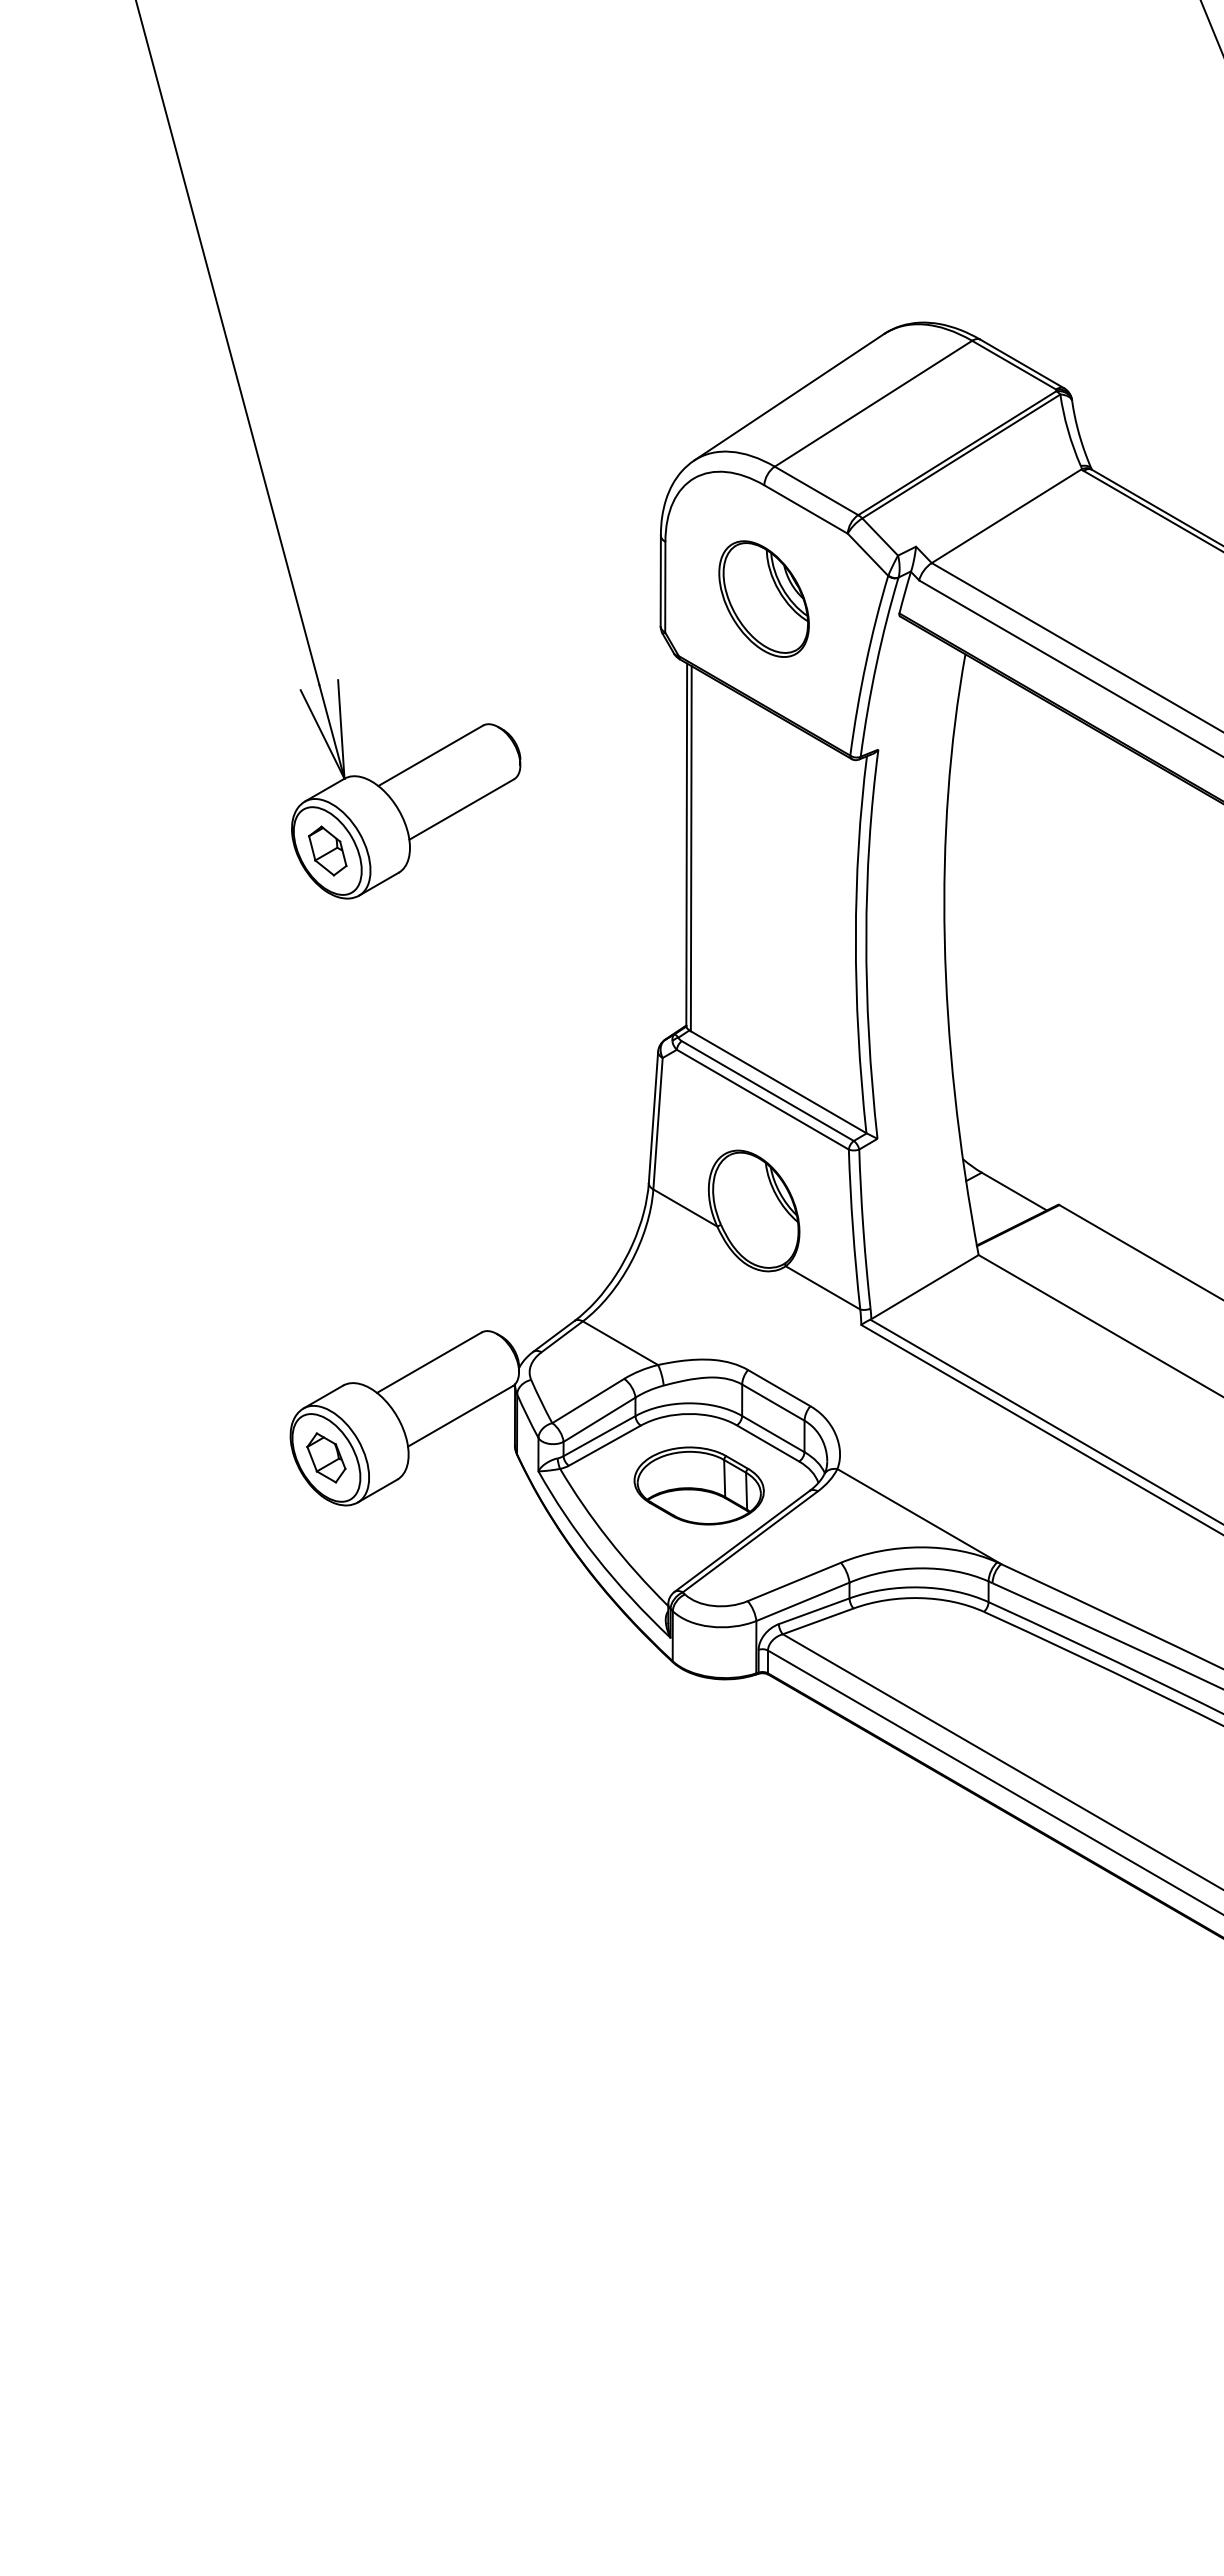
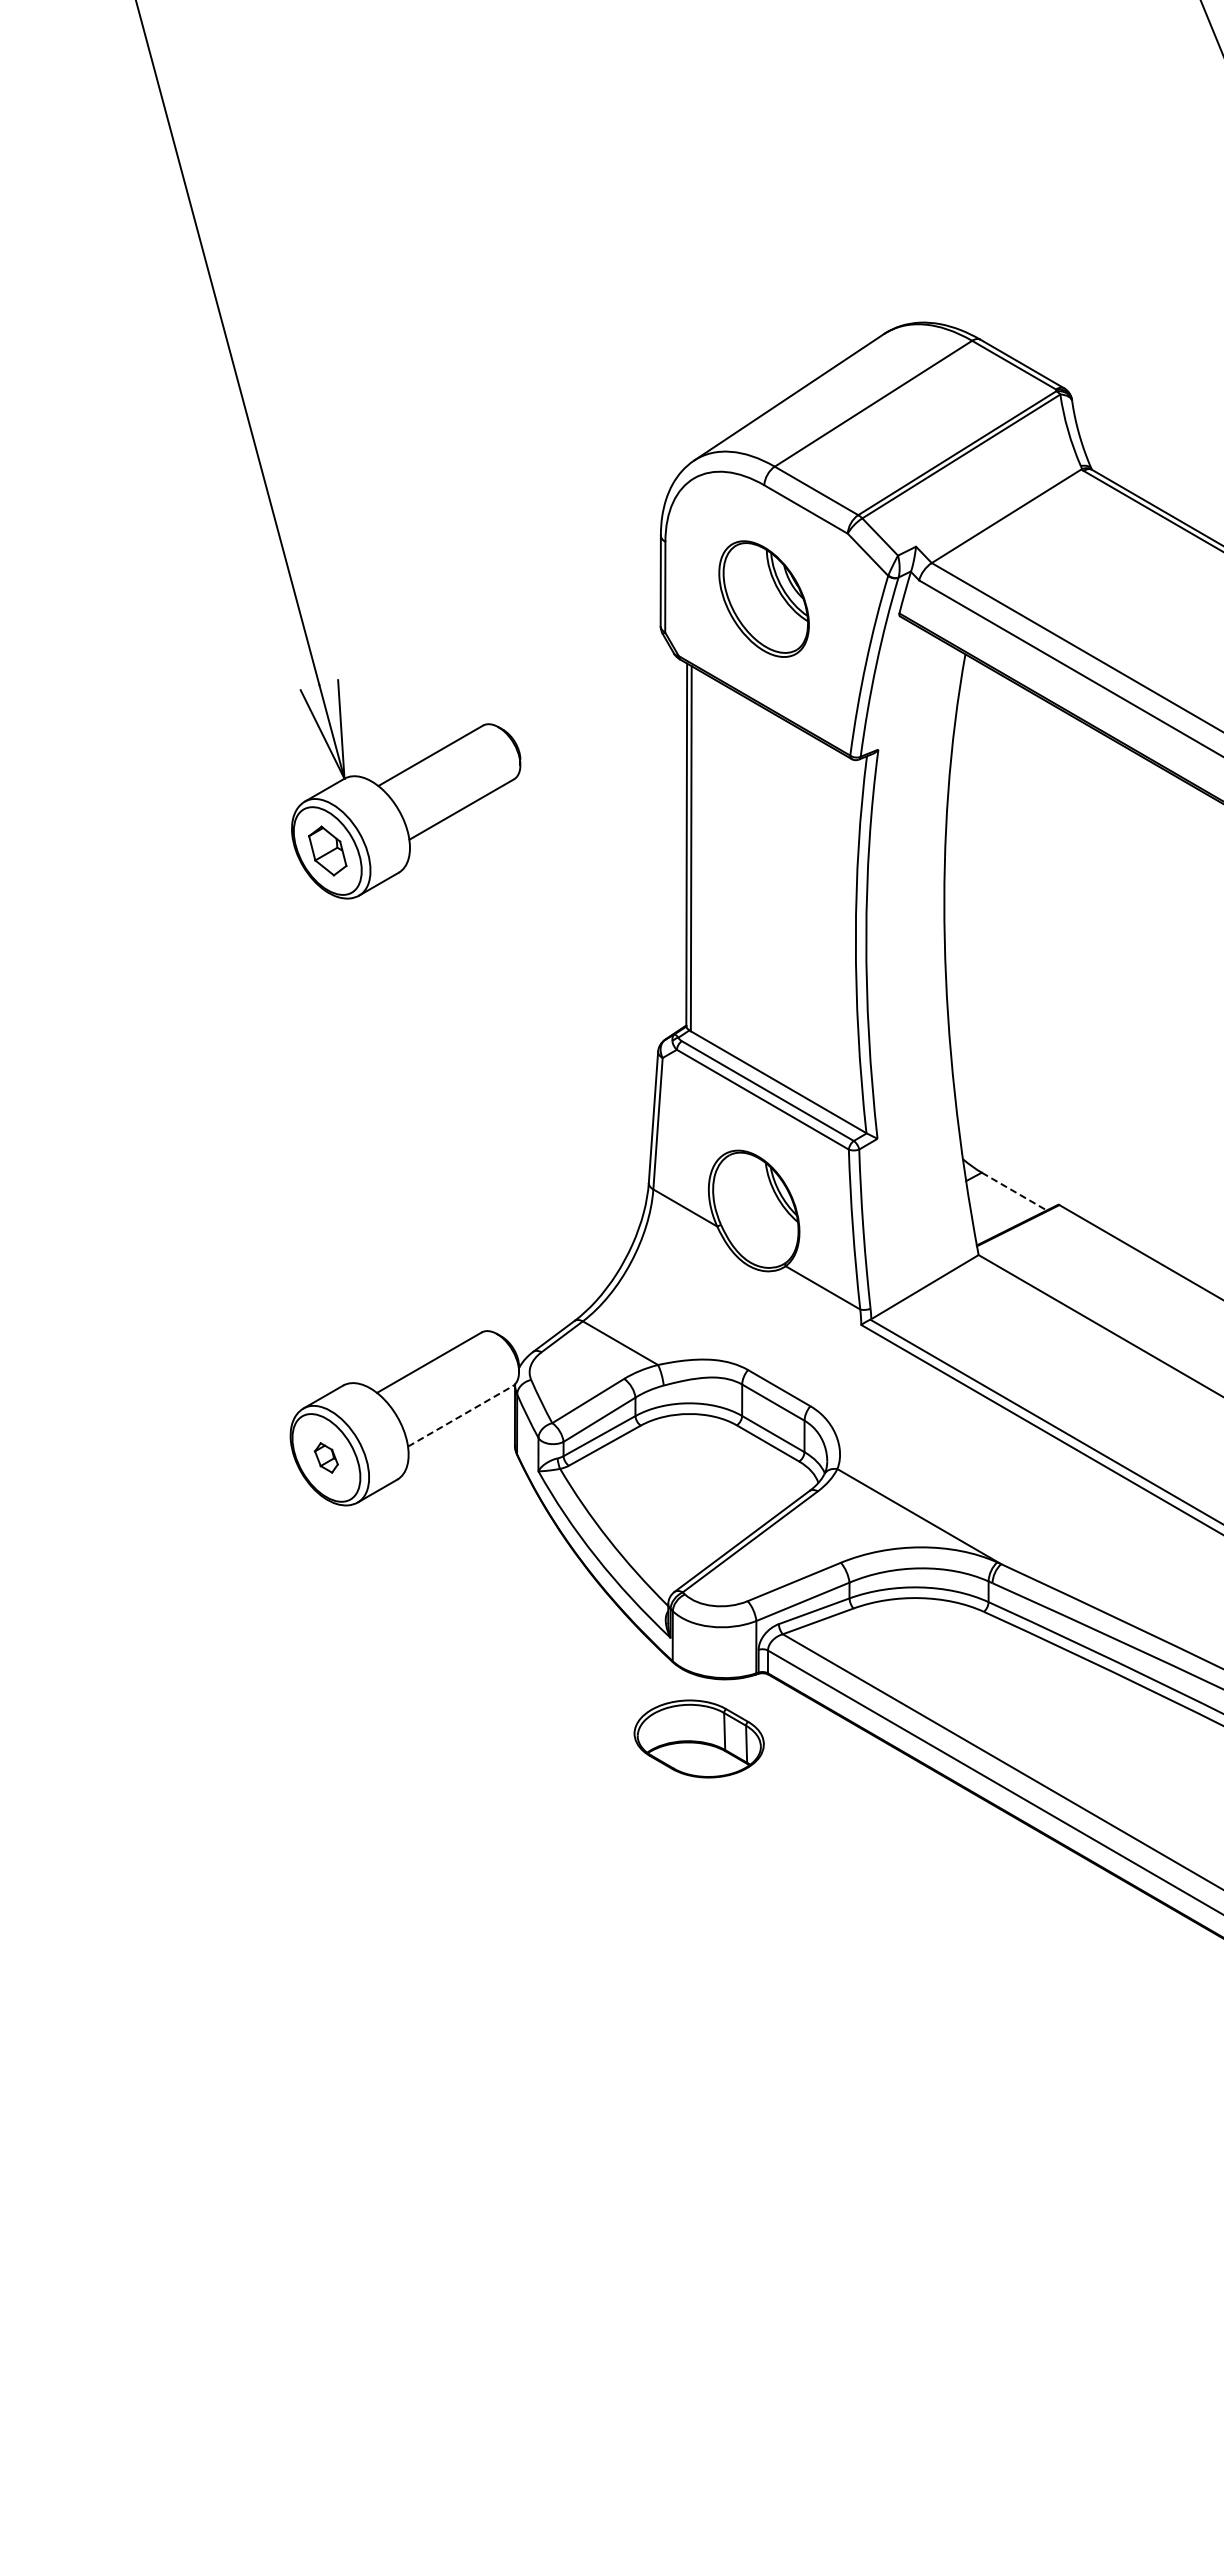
line: solid -> dashed (1014, 1191)
line: solid -> dashed (460, 1416)
part size: 41x52 px -> 26x32 px (325, 1457)
part position: (698, 1485) -> (698, 1738) (698, 1738)
